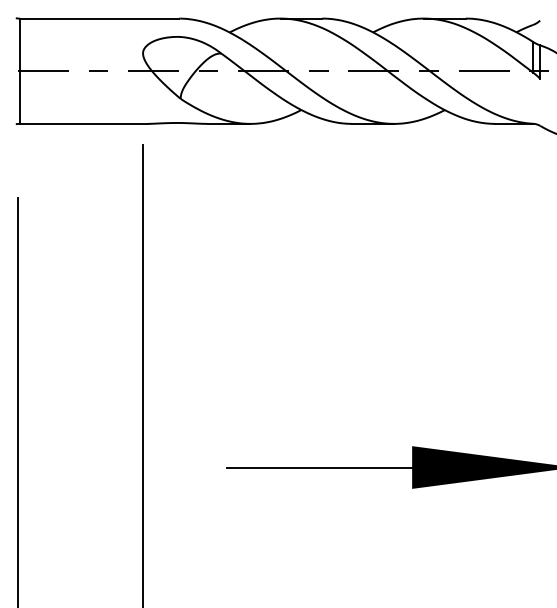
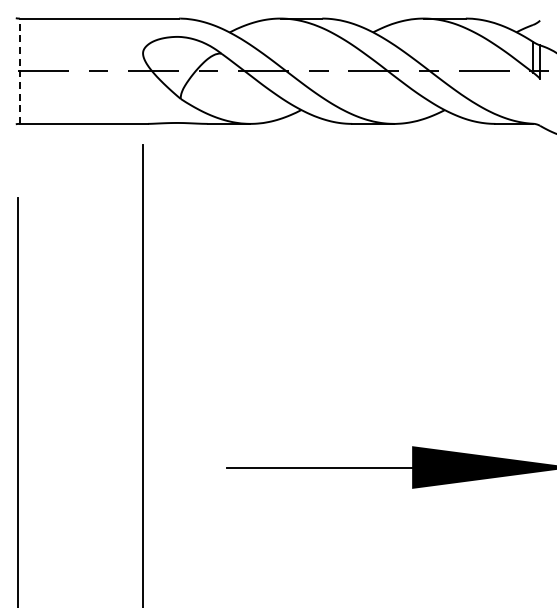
line: solid -> dashed (19, 71)
